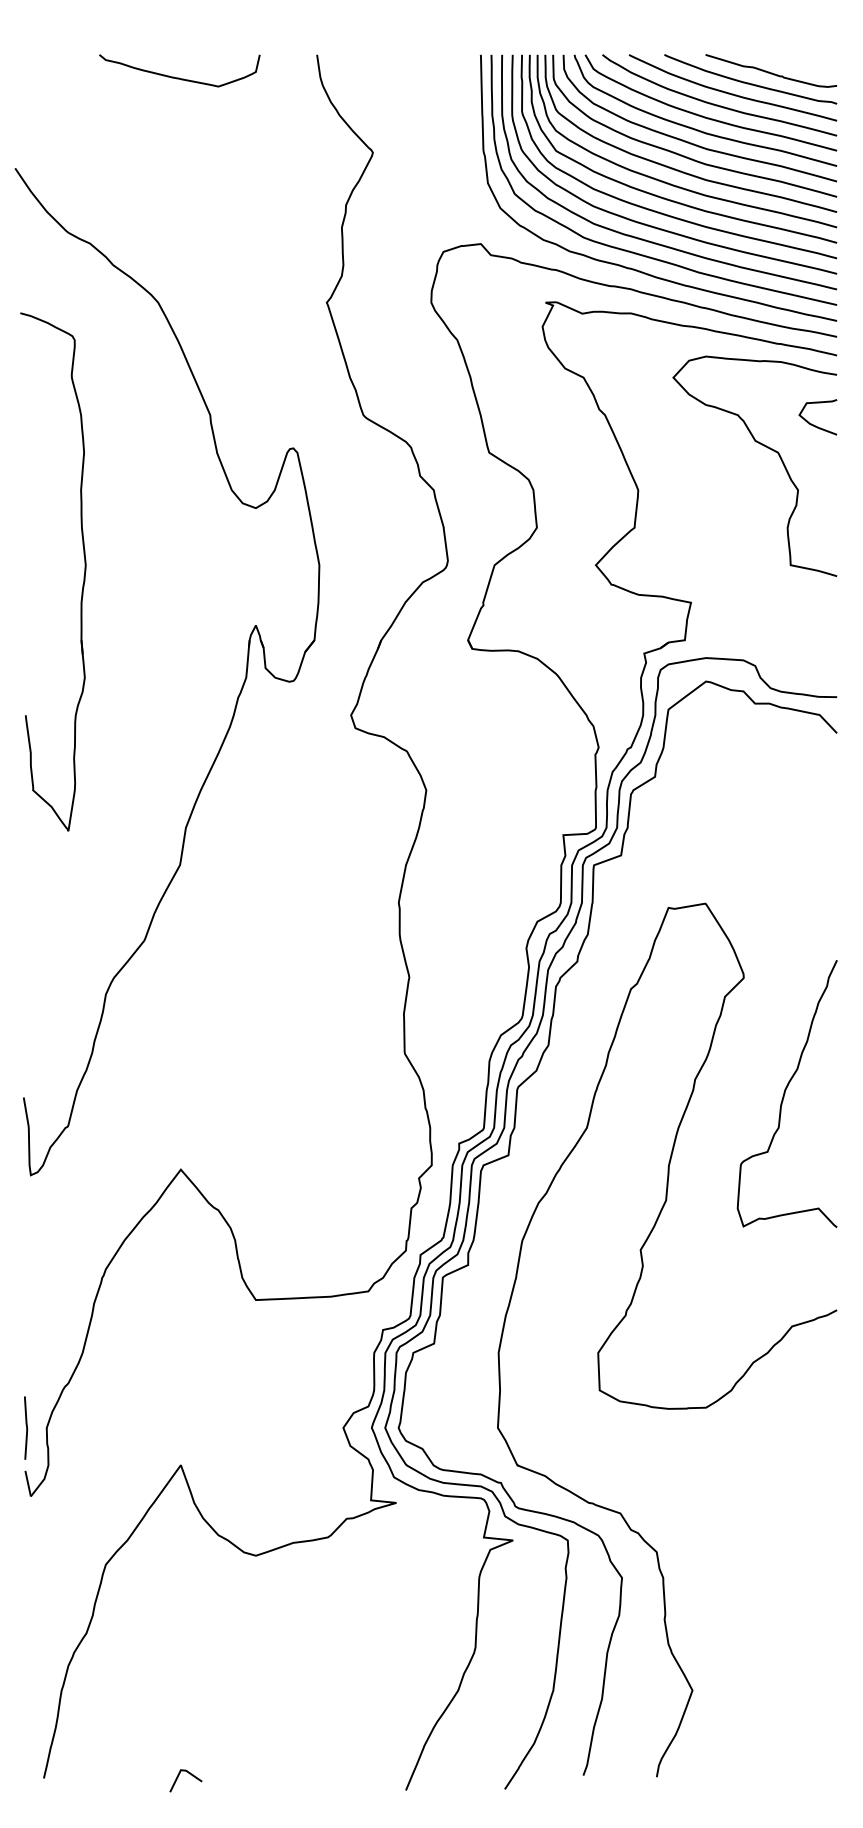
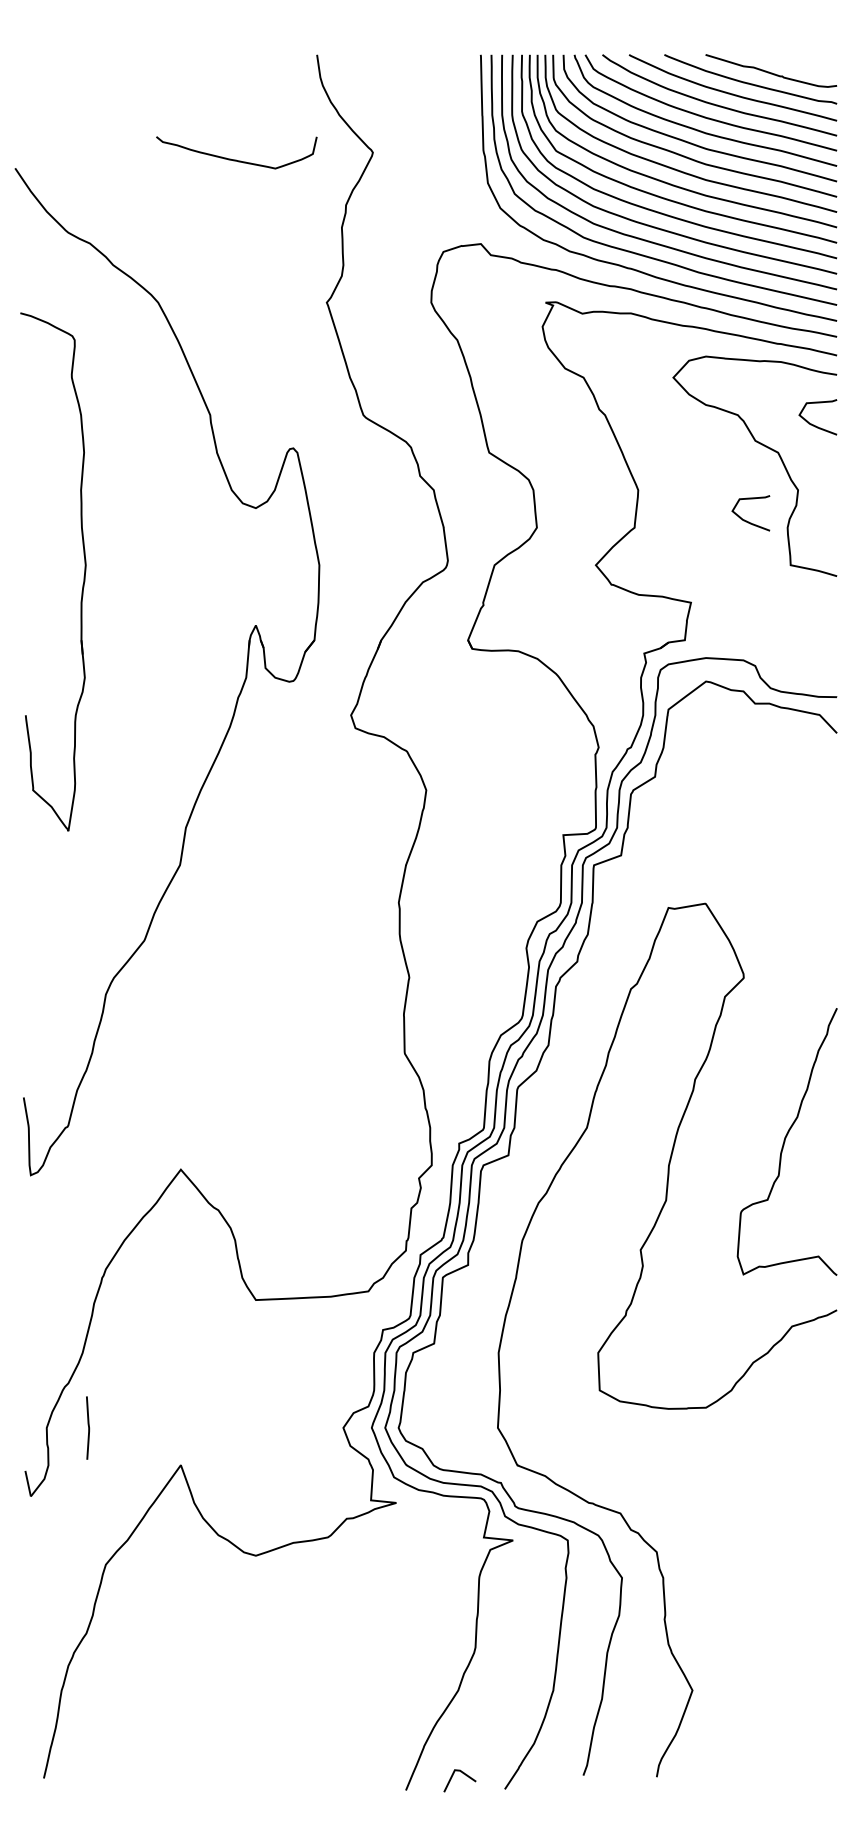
curve position: (179, 77) -> (236, 159) (236, 159)
curve: none -> present (746, 520)
curve position: (785, 1093) -> (785, 1141) (785, 1141)
line position: (26, 1427) -> (88, 1427) (88, 1427)
line position: (189, 1774) -> (463, 1774) (463, 1774)
